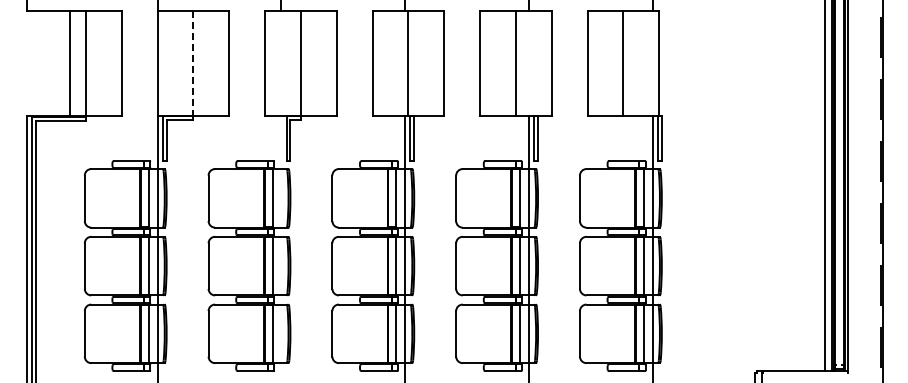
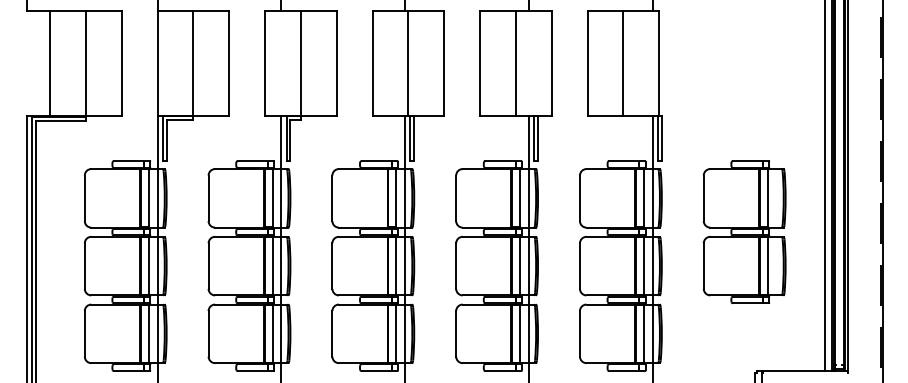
line position: (70, 63) -> (50, 63) (50, 63)
line: dashed -> solid (193, 63)
part: none -> present (744, 232)
line: none -> present (281, 247)
